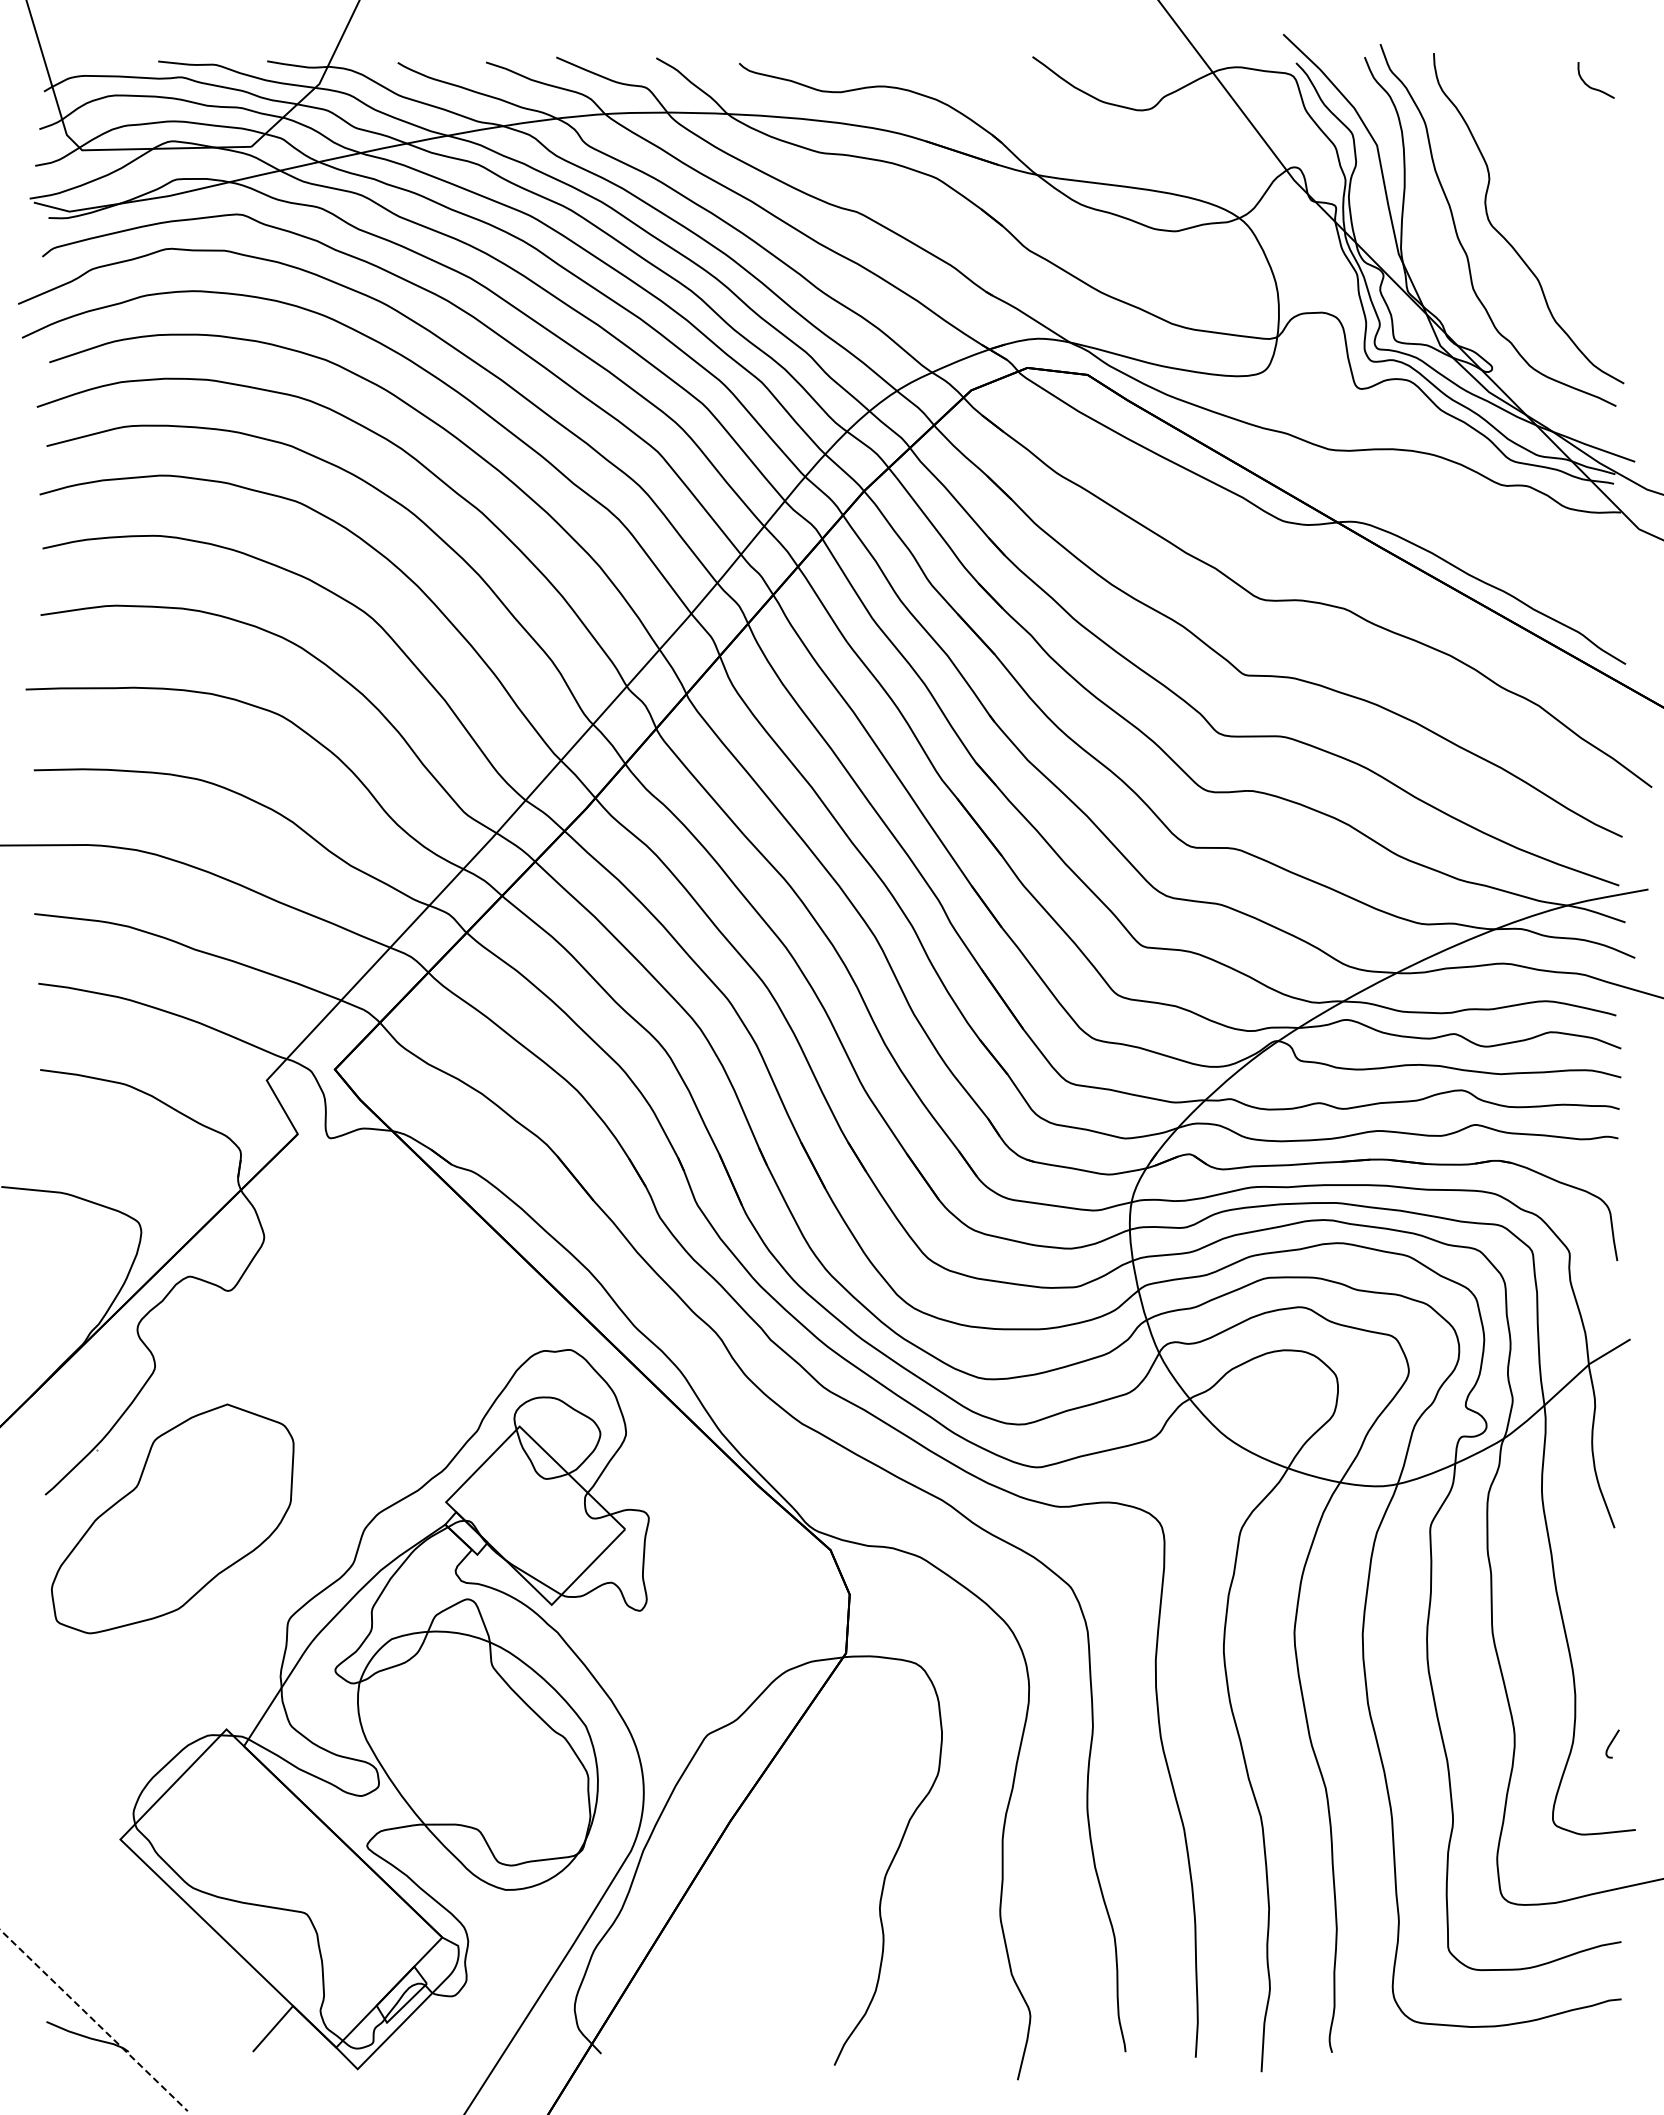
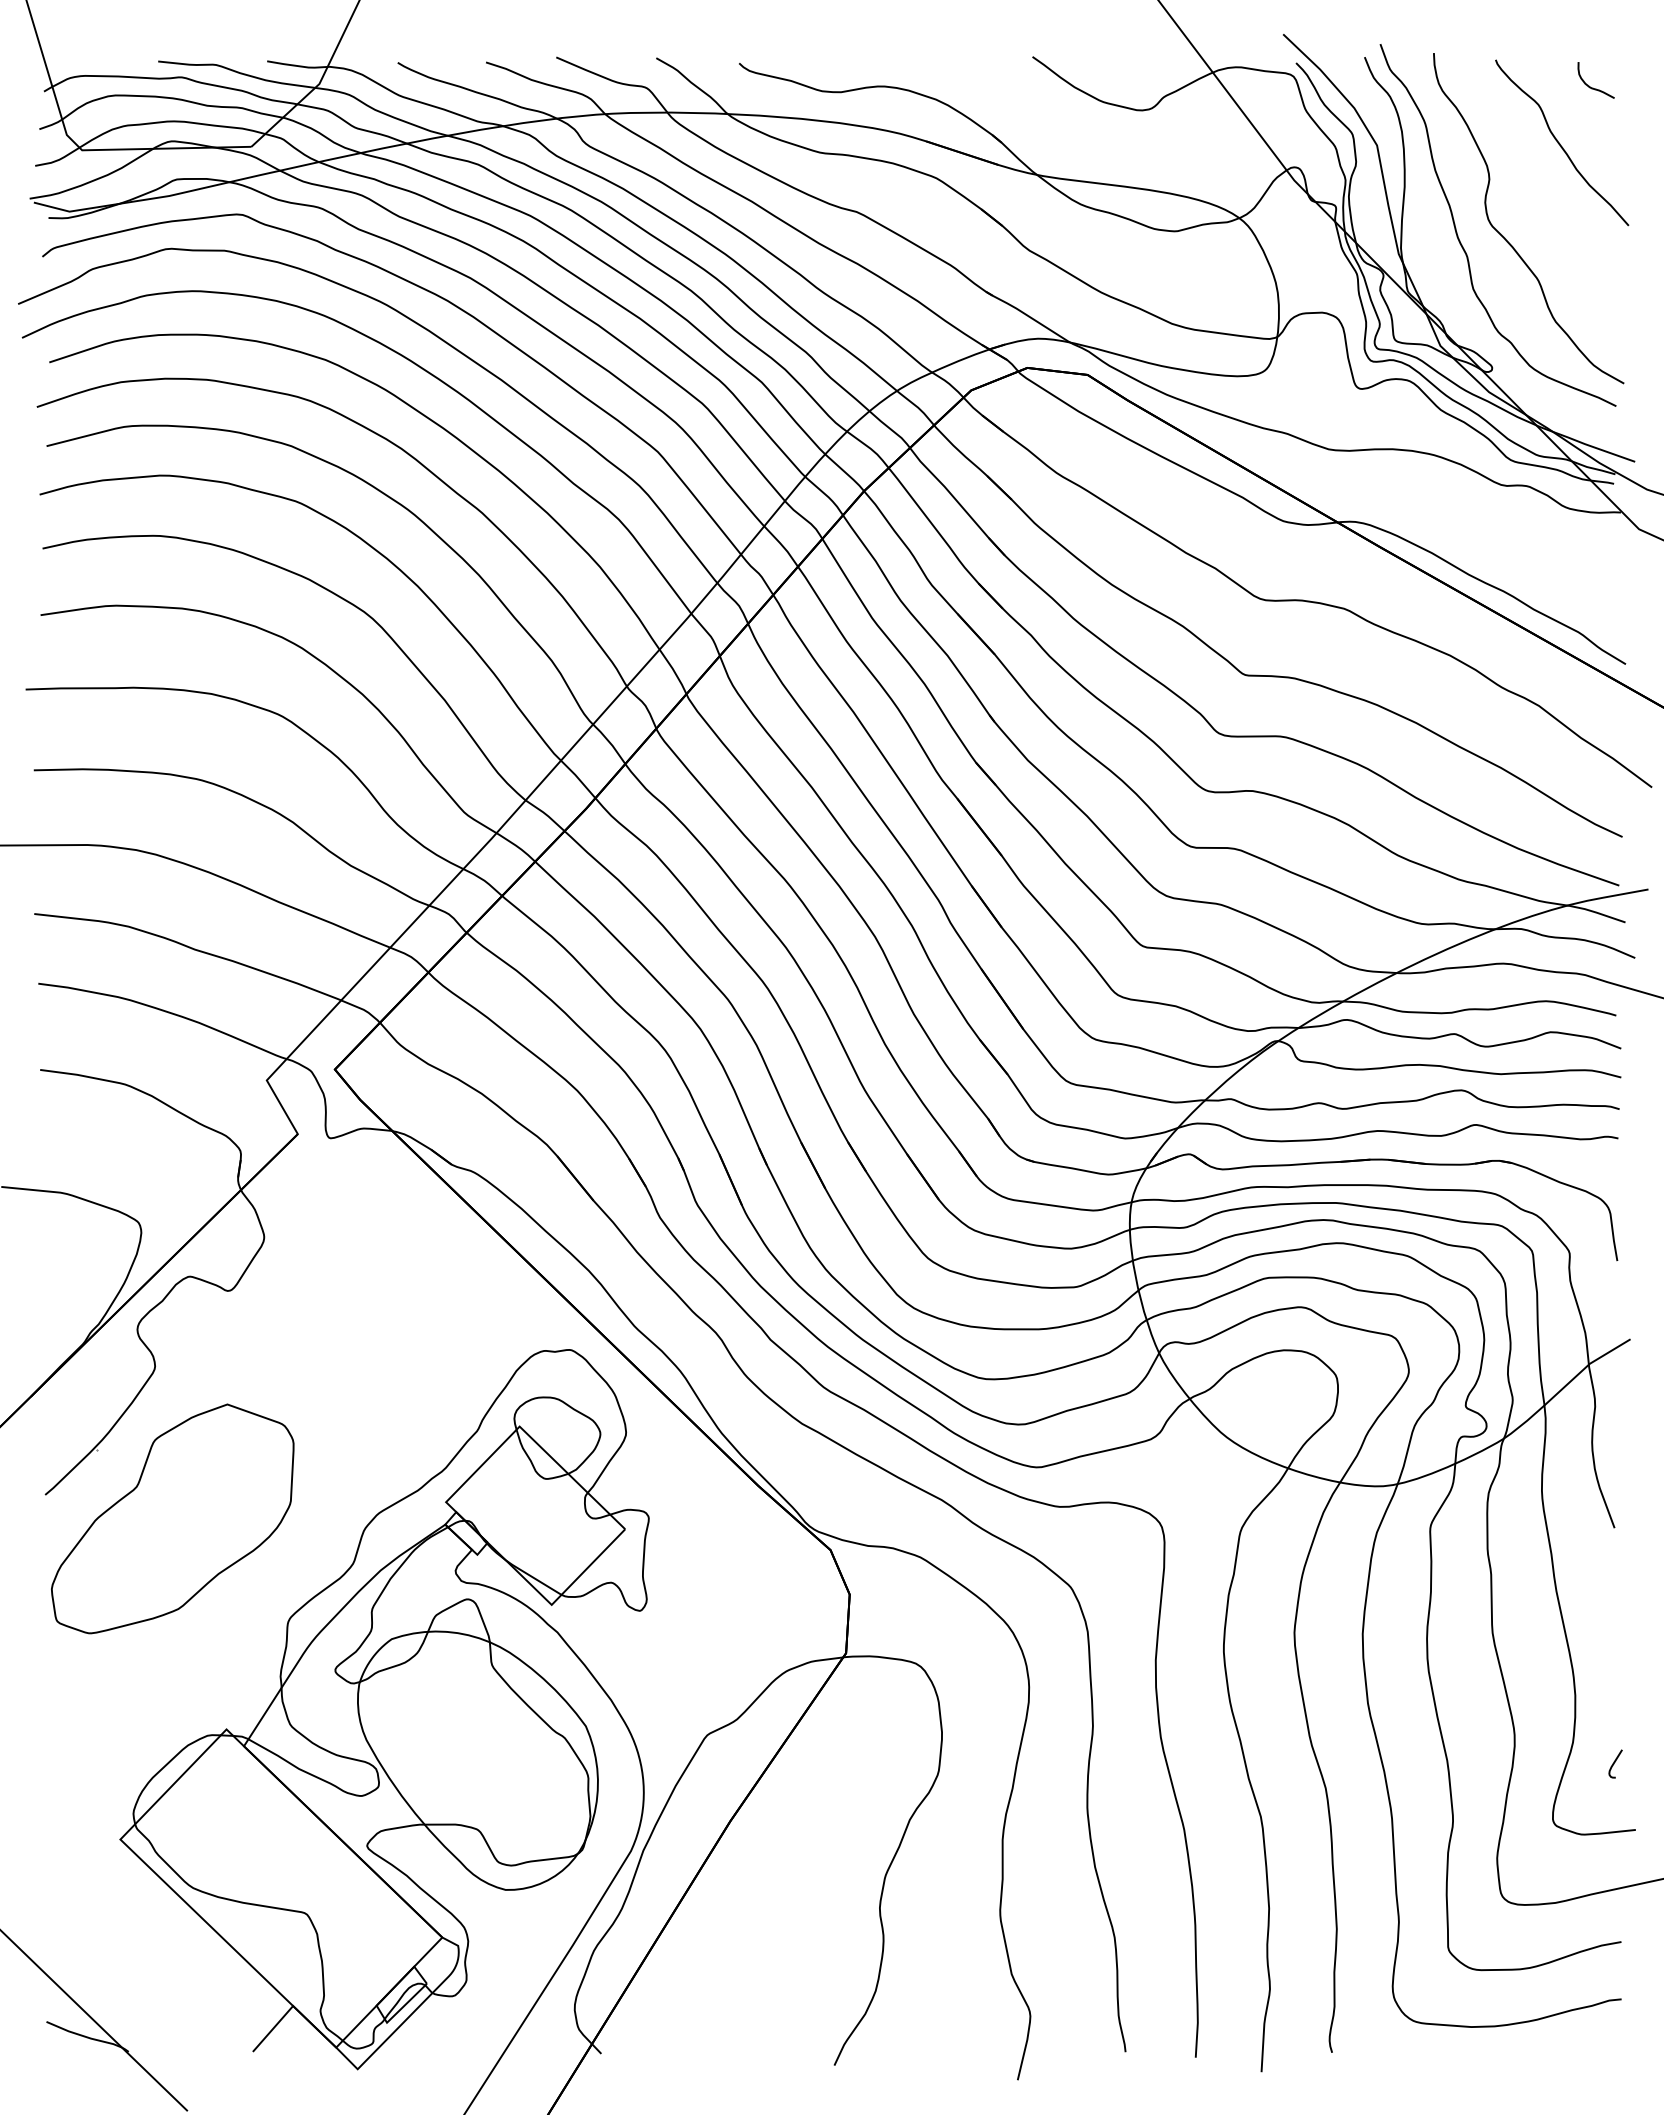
curve: none -> present (1560, 143)
curve position: (1612, 1742) -> (1615, 1762) (1615, 1762)
line: dashed -> solid (94, 2020)
